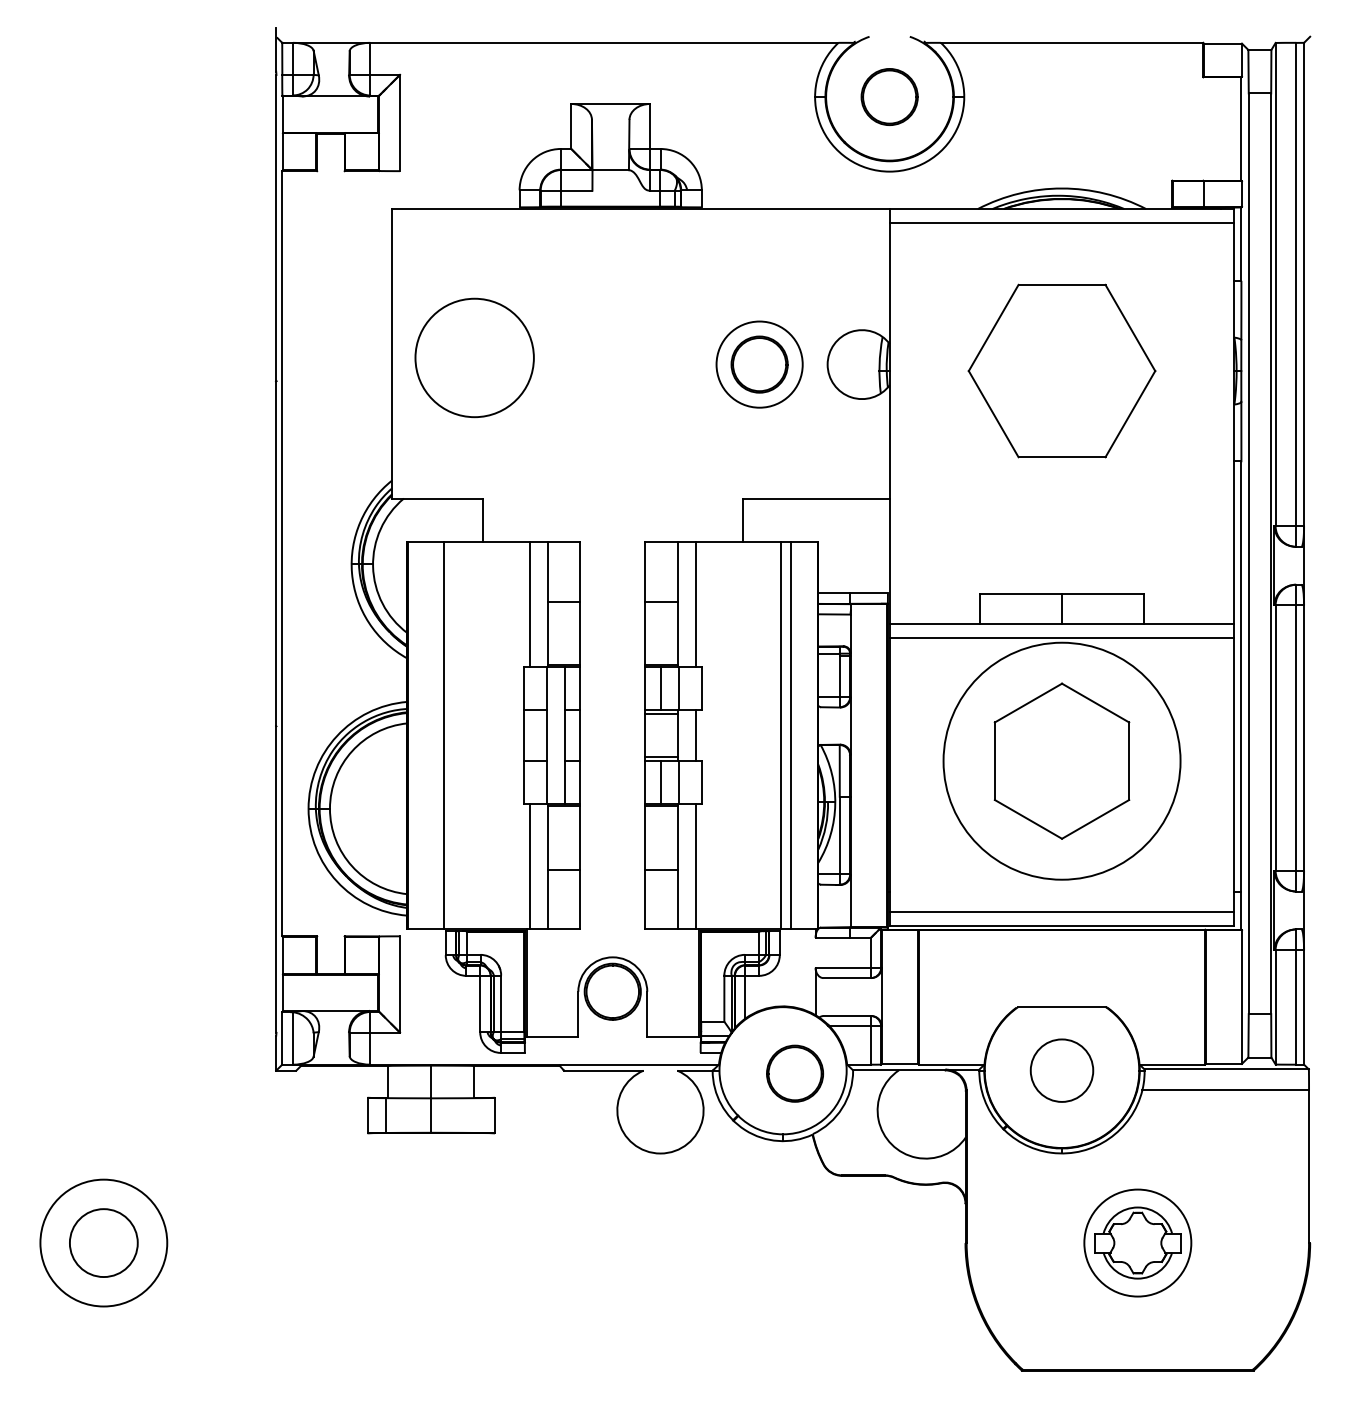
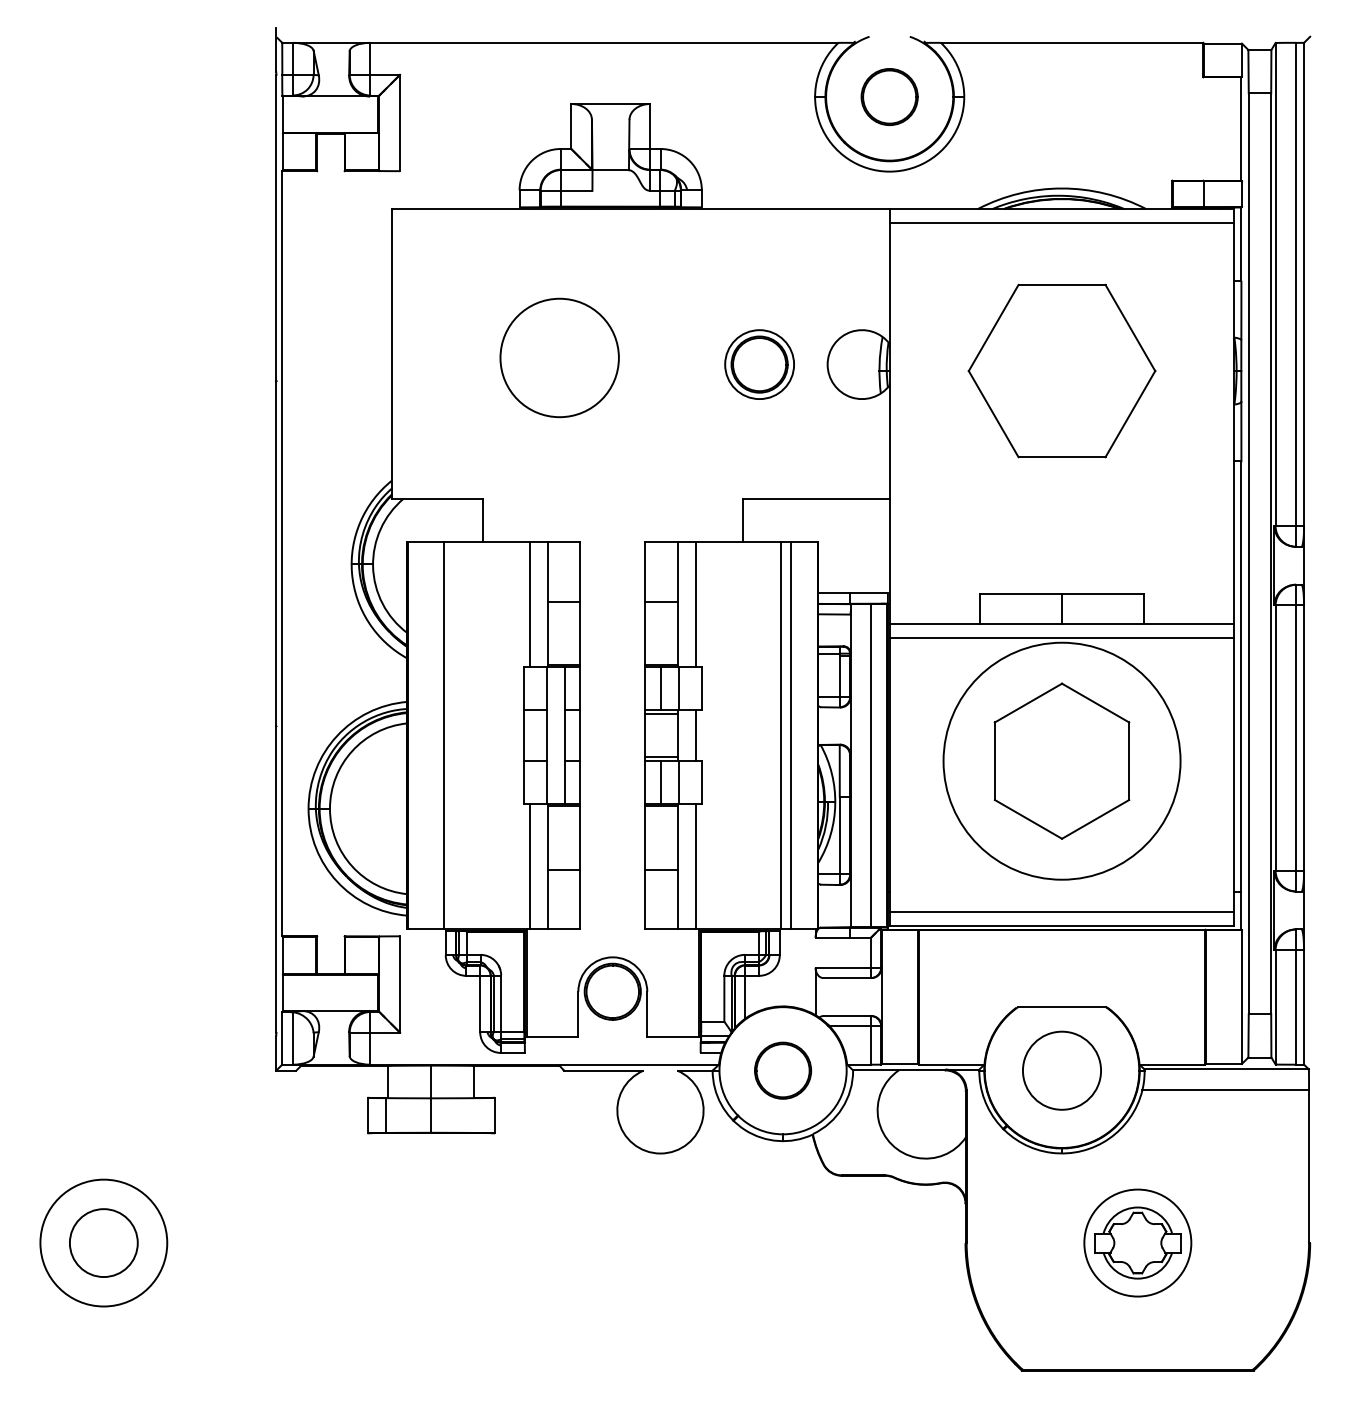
circle position: (474, 357) -> (559, 357) (559, 357)
circle diameter: 86 px -> 69 px (759, 364)
line: none -> present (871, 765)
circle size: 66x65 px -> 80x81 px (1061, 1070)
part position: (795, 1073) -> (783, 1070) (783, 1070)
